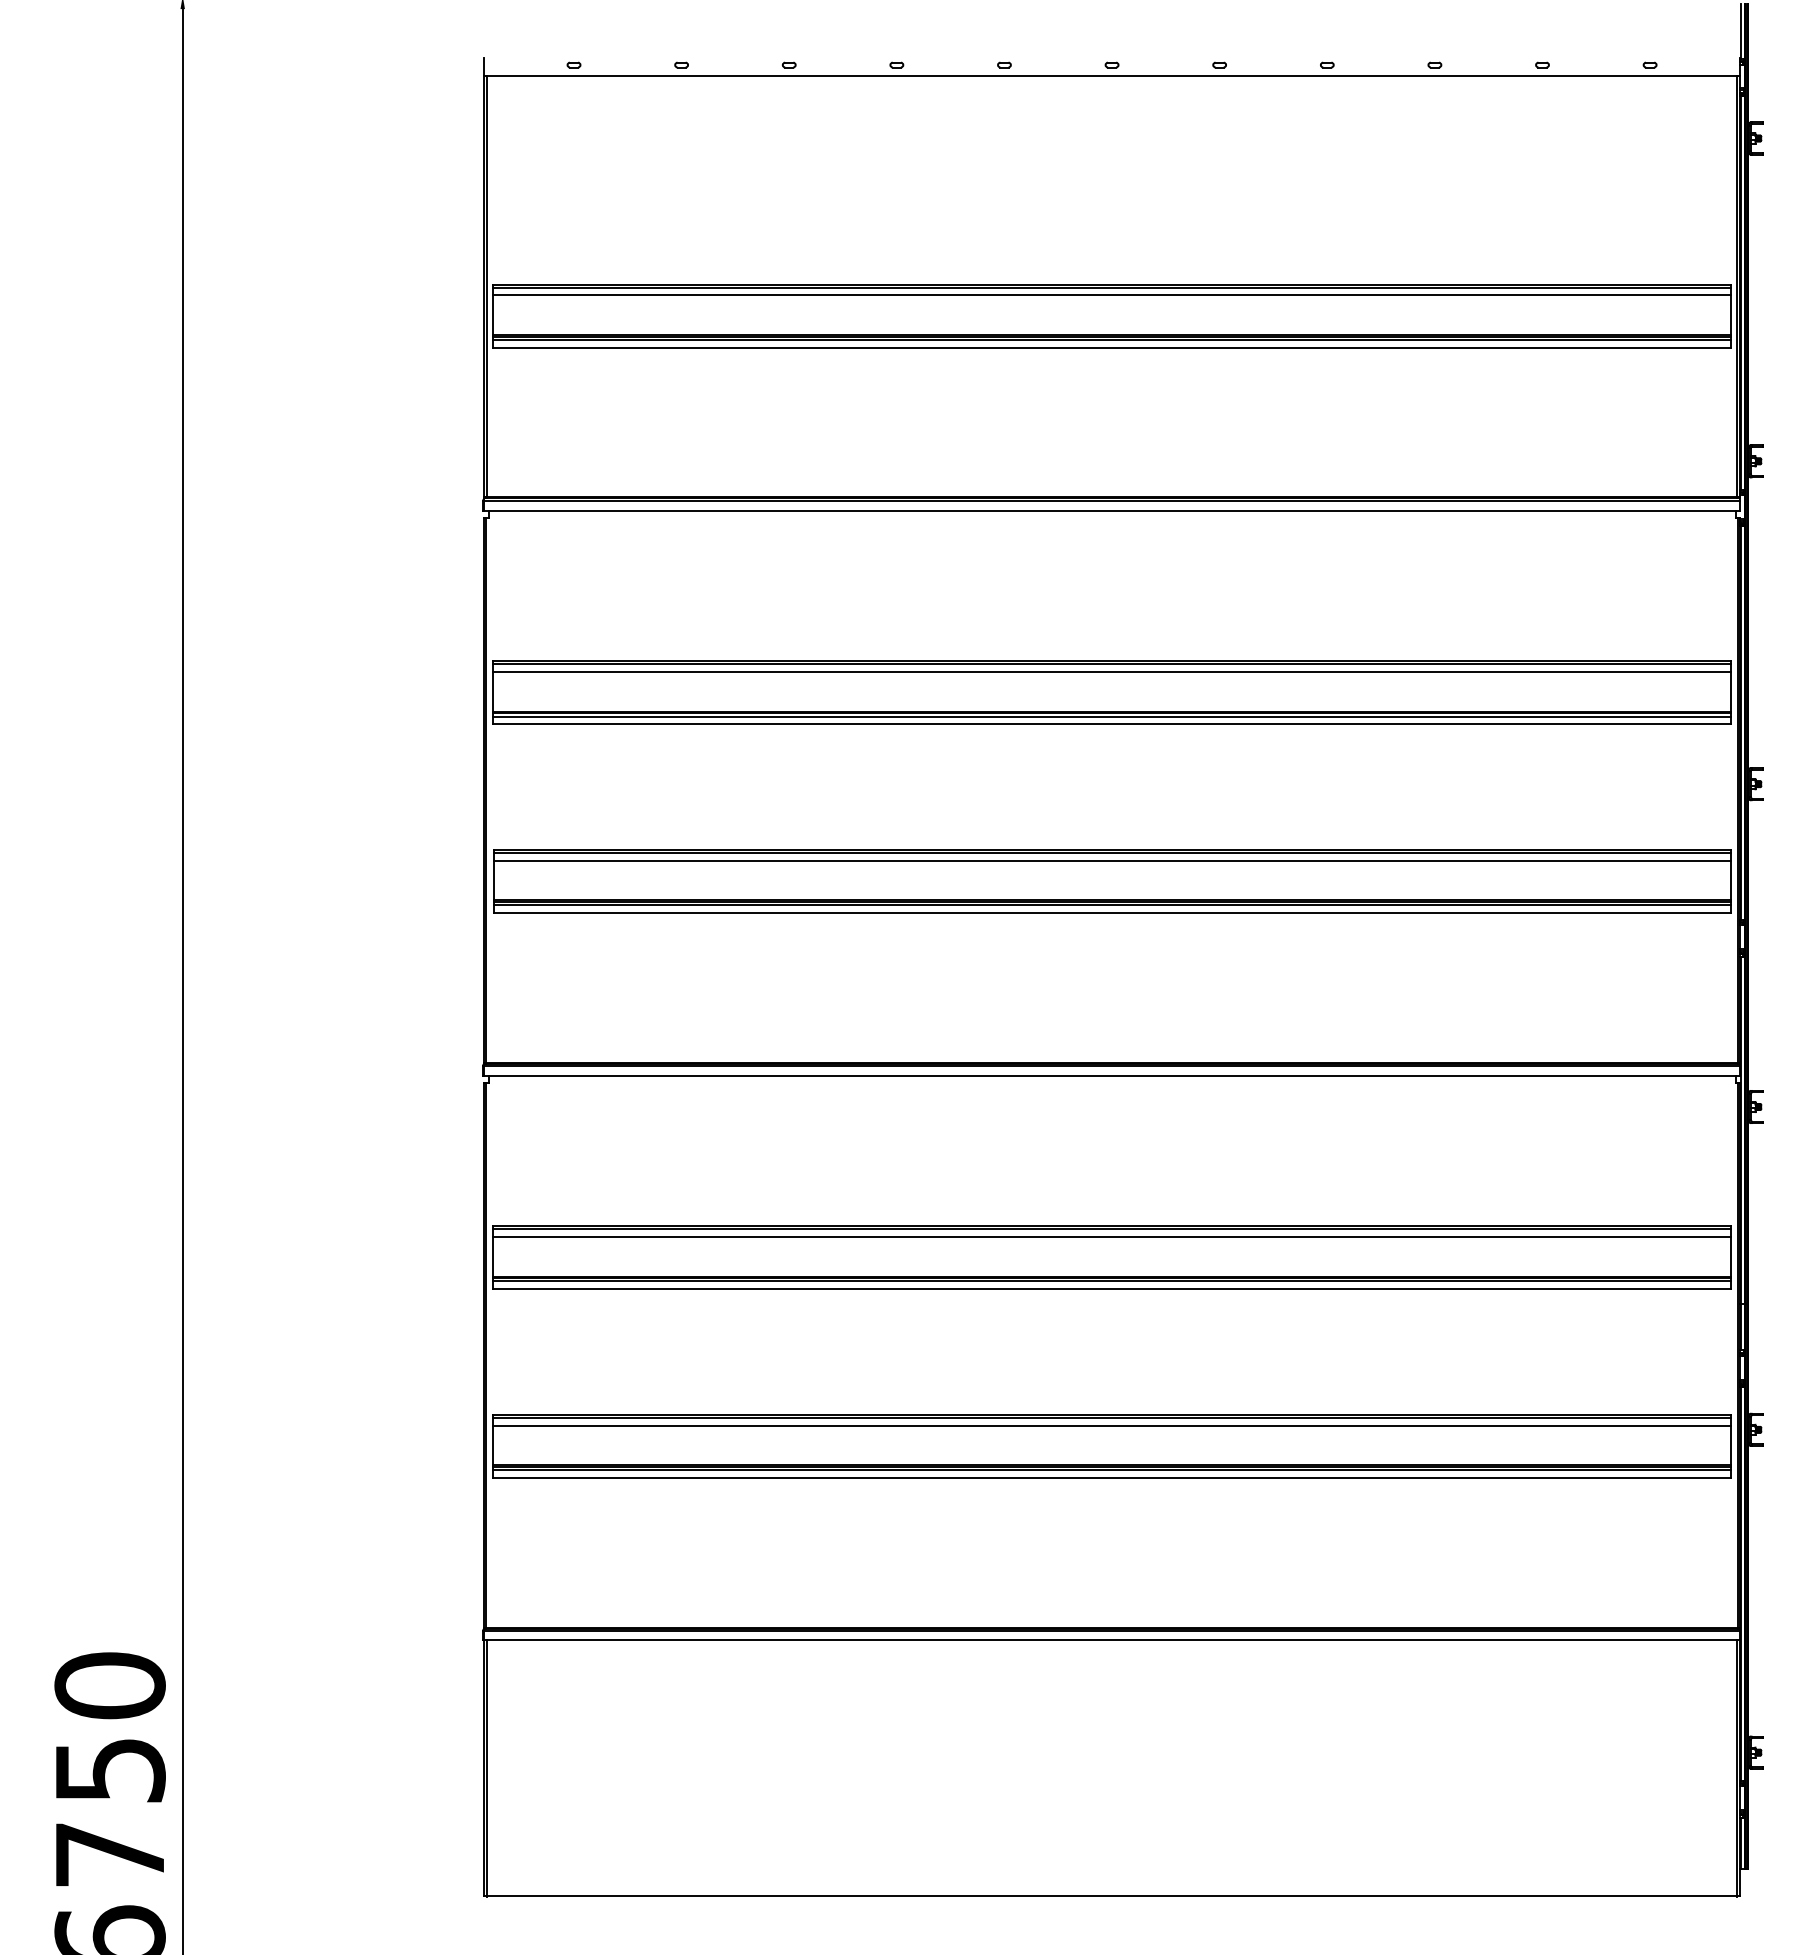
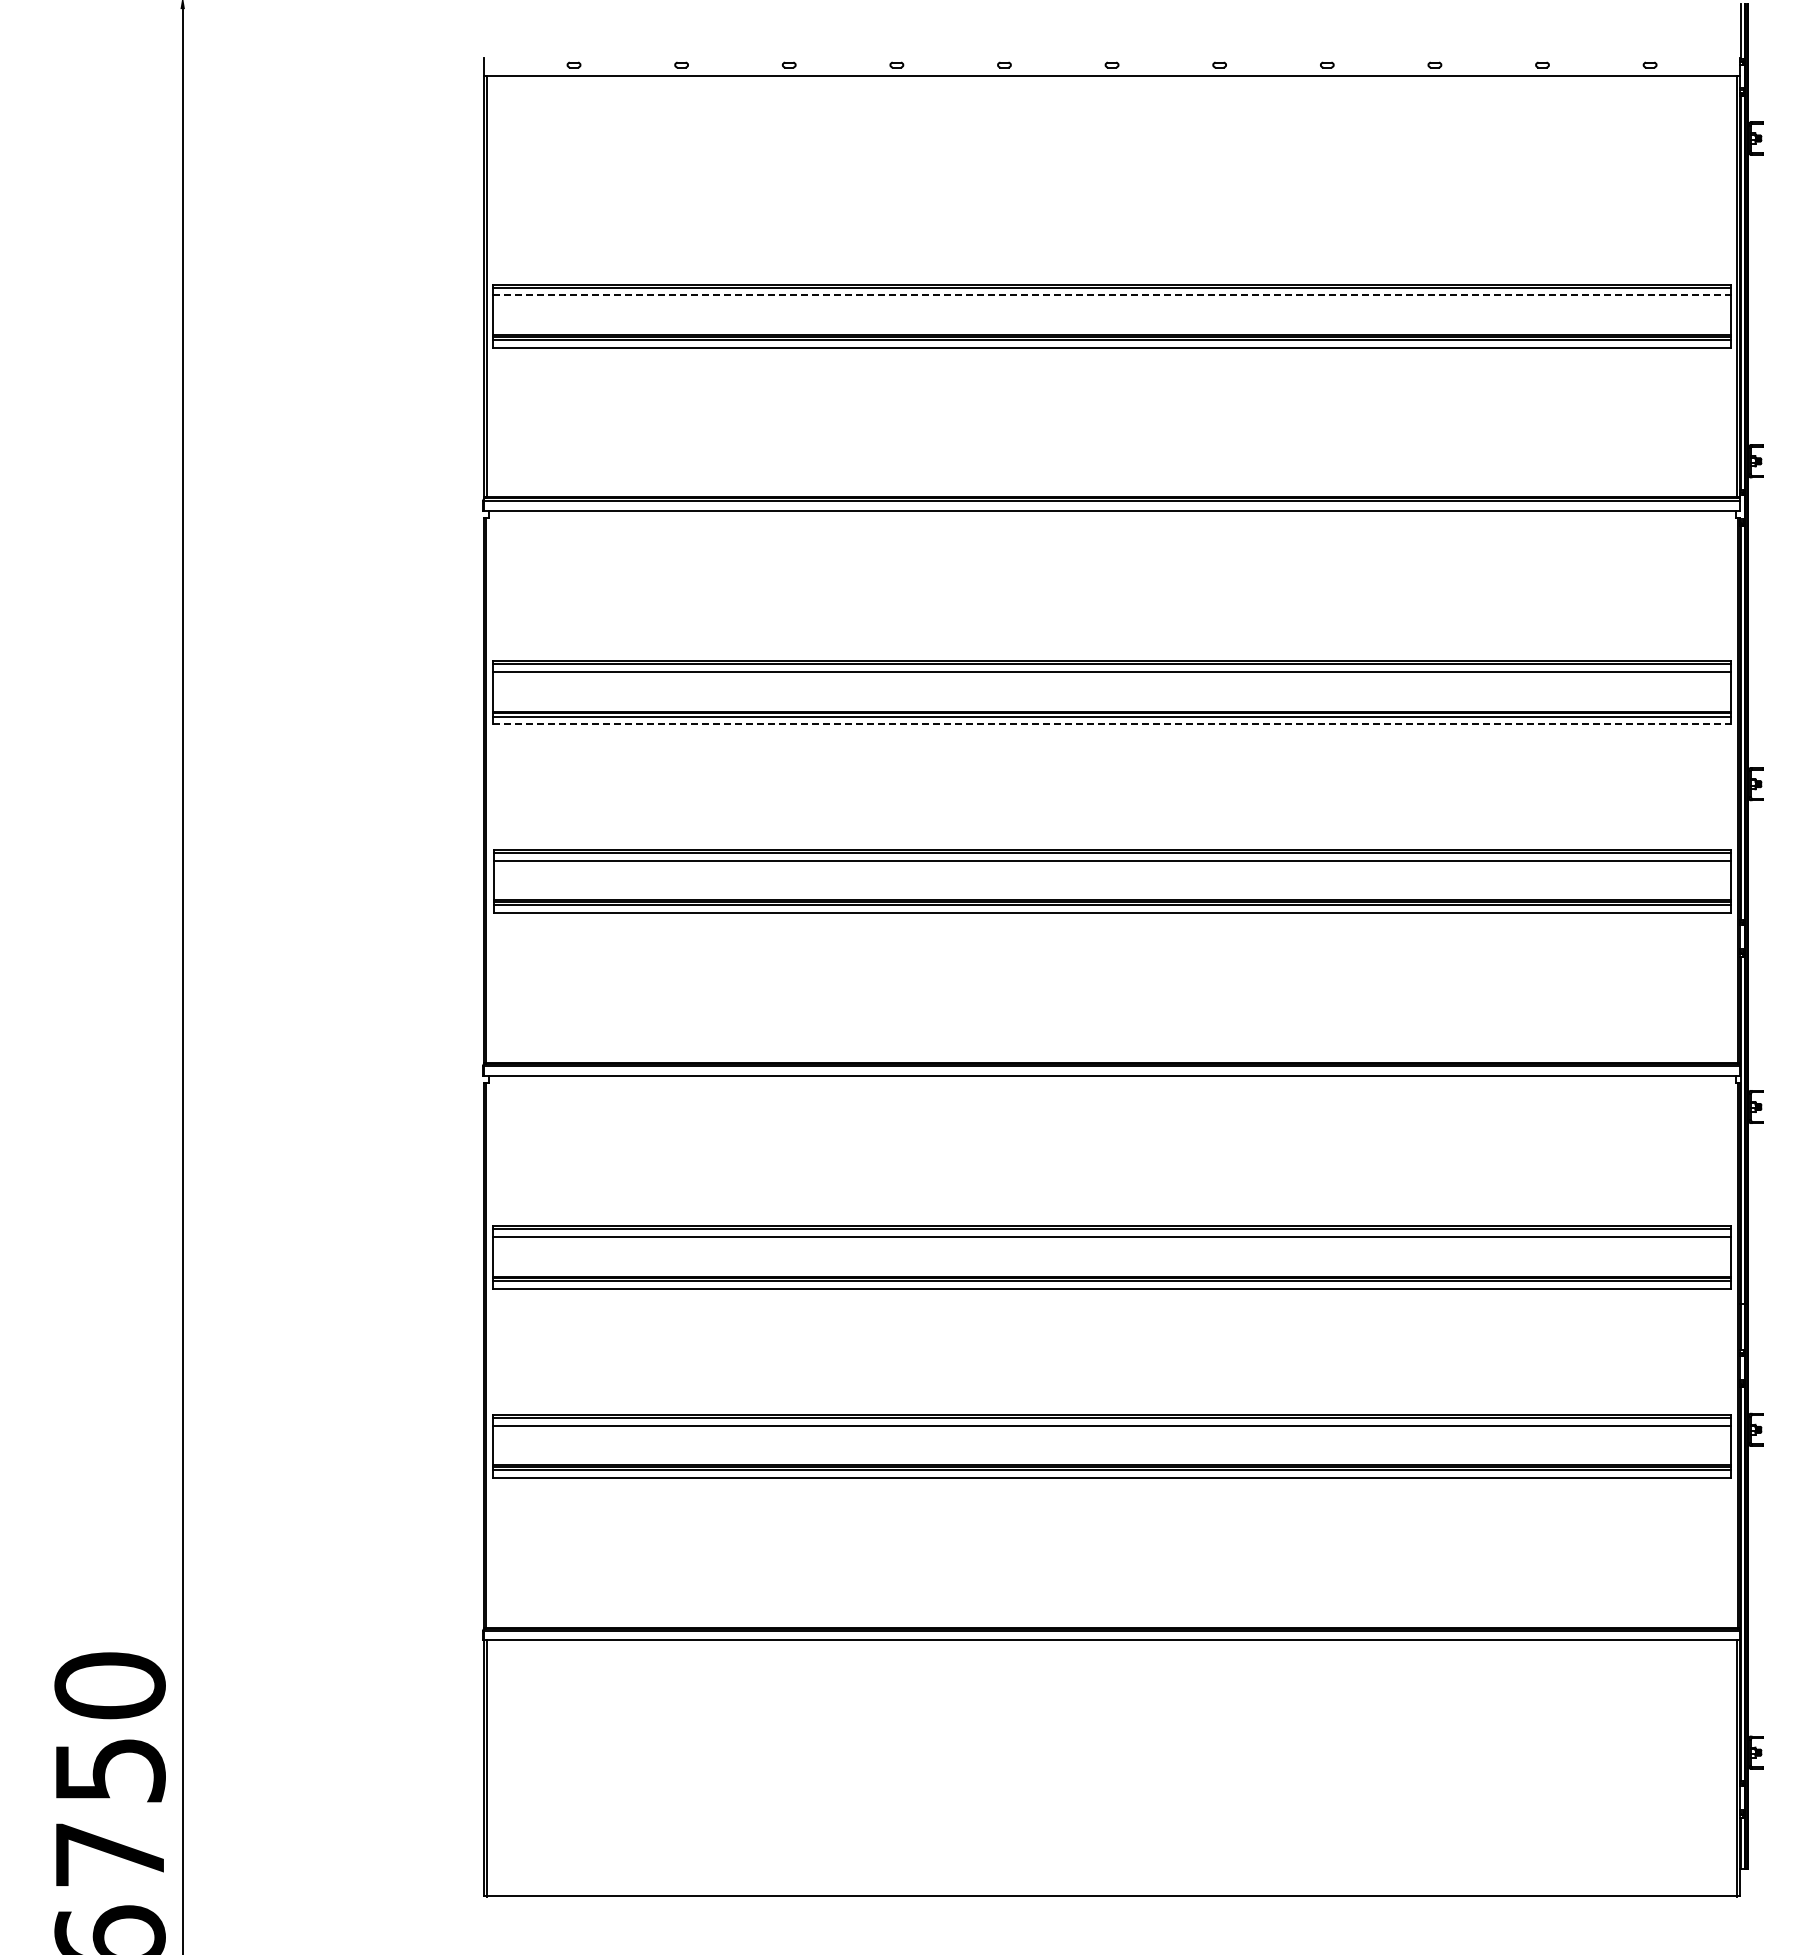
line: solid -> dashed (1112, 295)
line: solid -> dashed (1111, 724)
